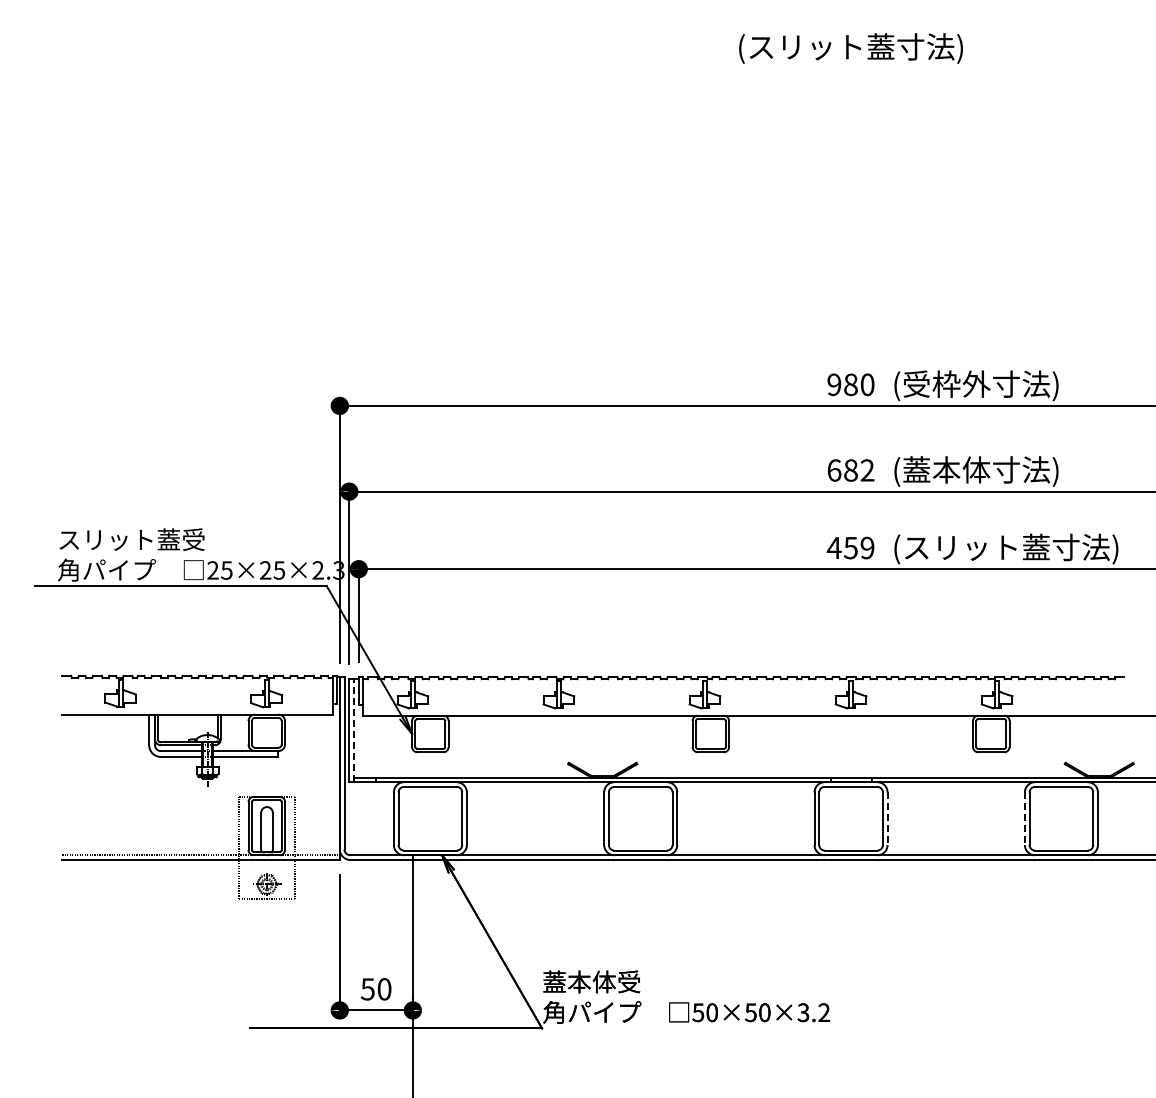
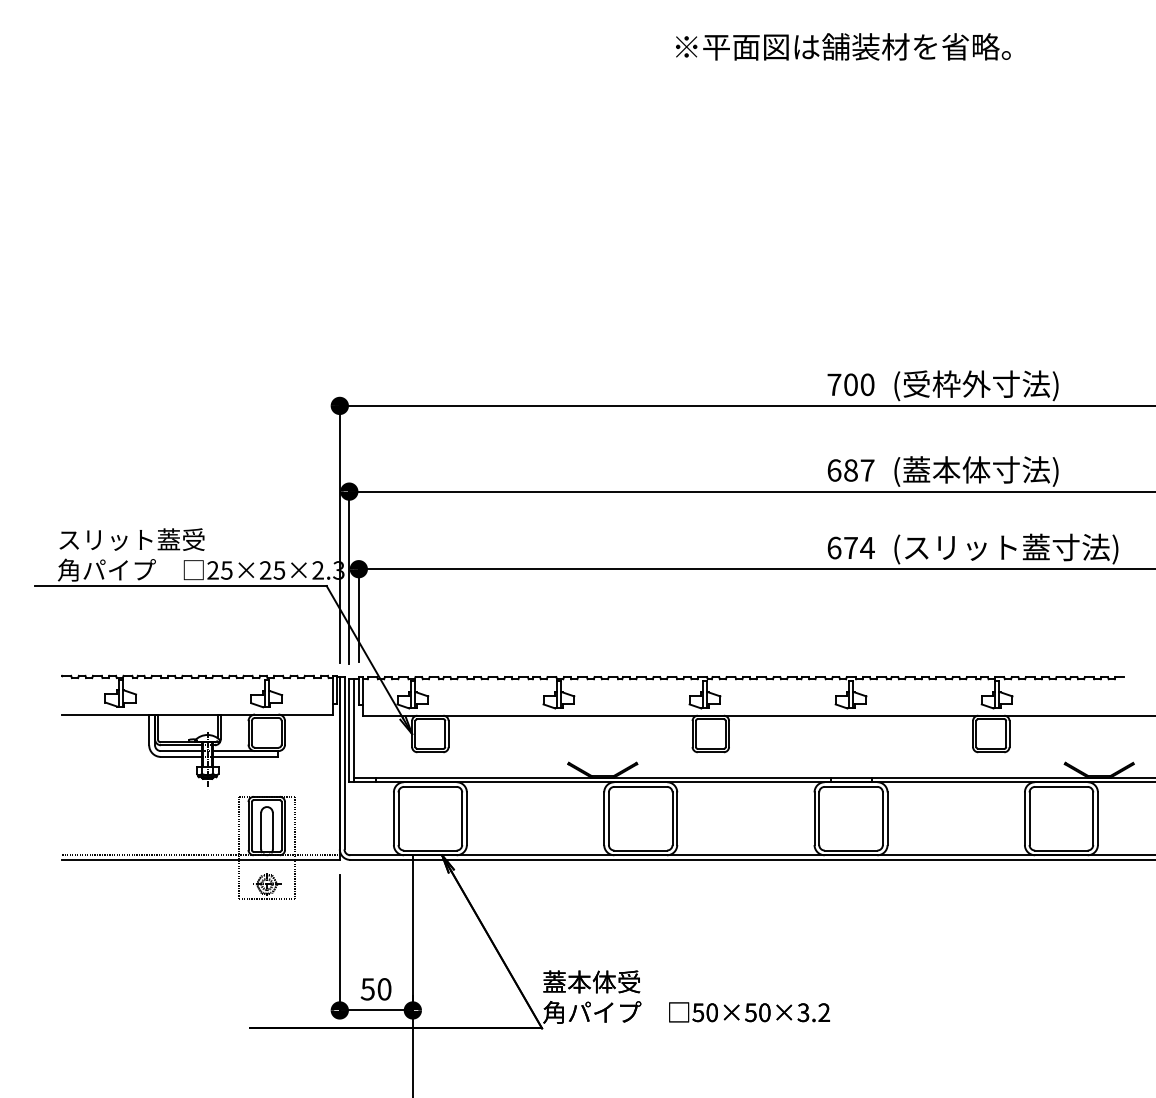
text: (スリット蓋寸法) -> ※平面図は舗装材を省略。 (843, 48)
text: 980 -> 700 (842, 384)
text: 682 -> 687 (867, 470)
text: 459 -> 674 (850, 547)
line: dashed -> solid (353, 730)
line: dashed -> solid (887, 819)
line: dashed -> solid (1024, 819)
